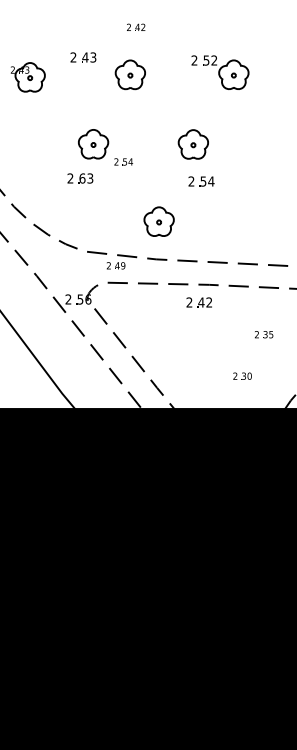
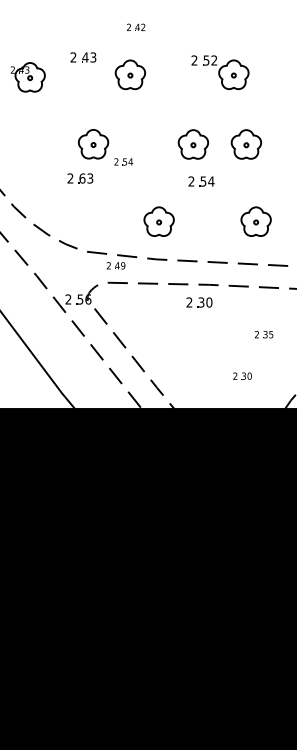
part: none -> present (245, 144)
part: none -> present (255, 221)
text: 42 -> 30 (205, 302)
